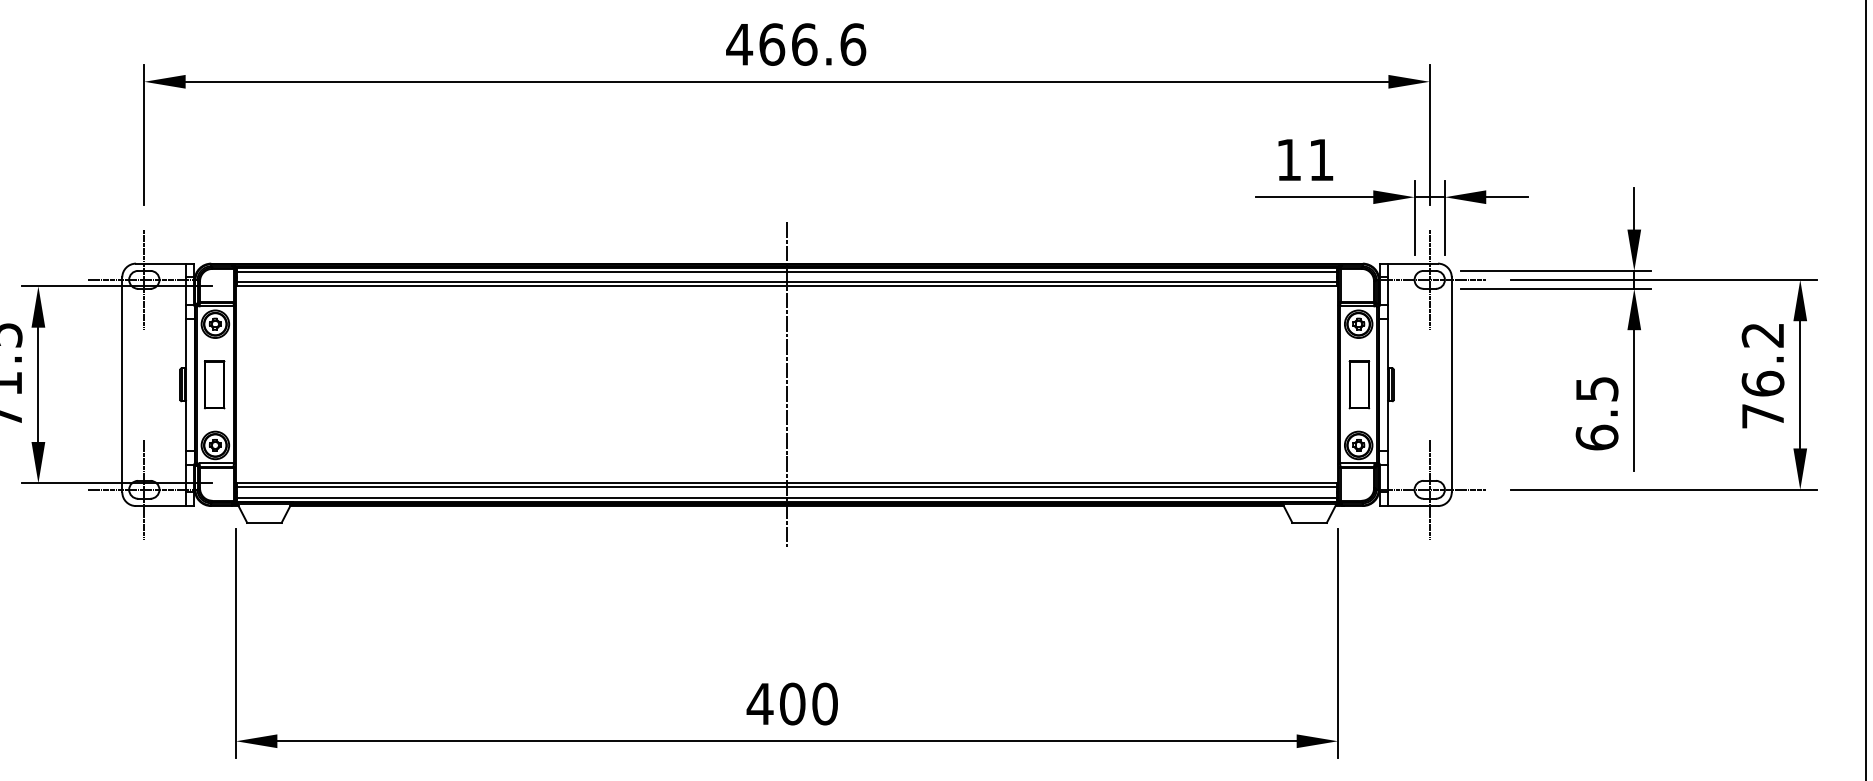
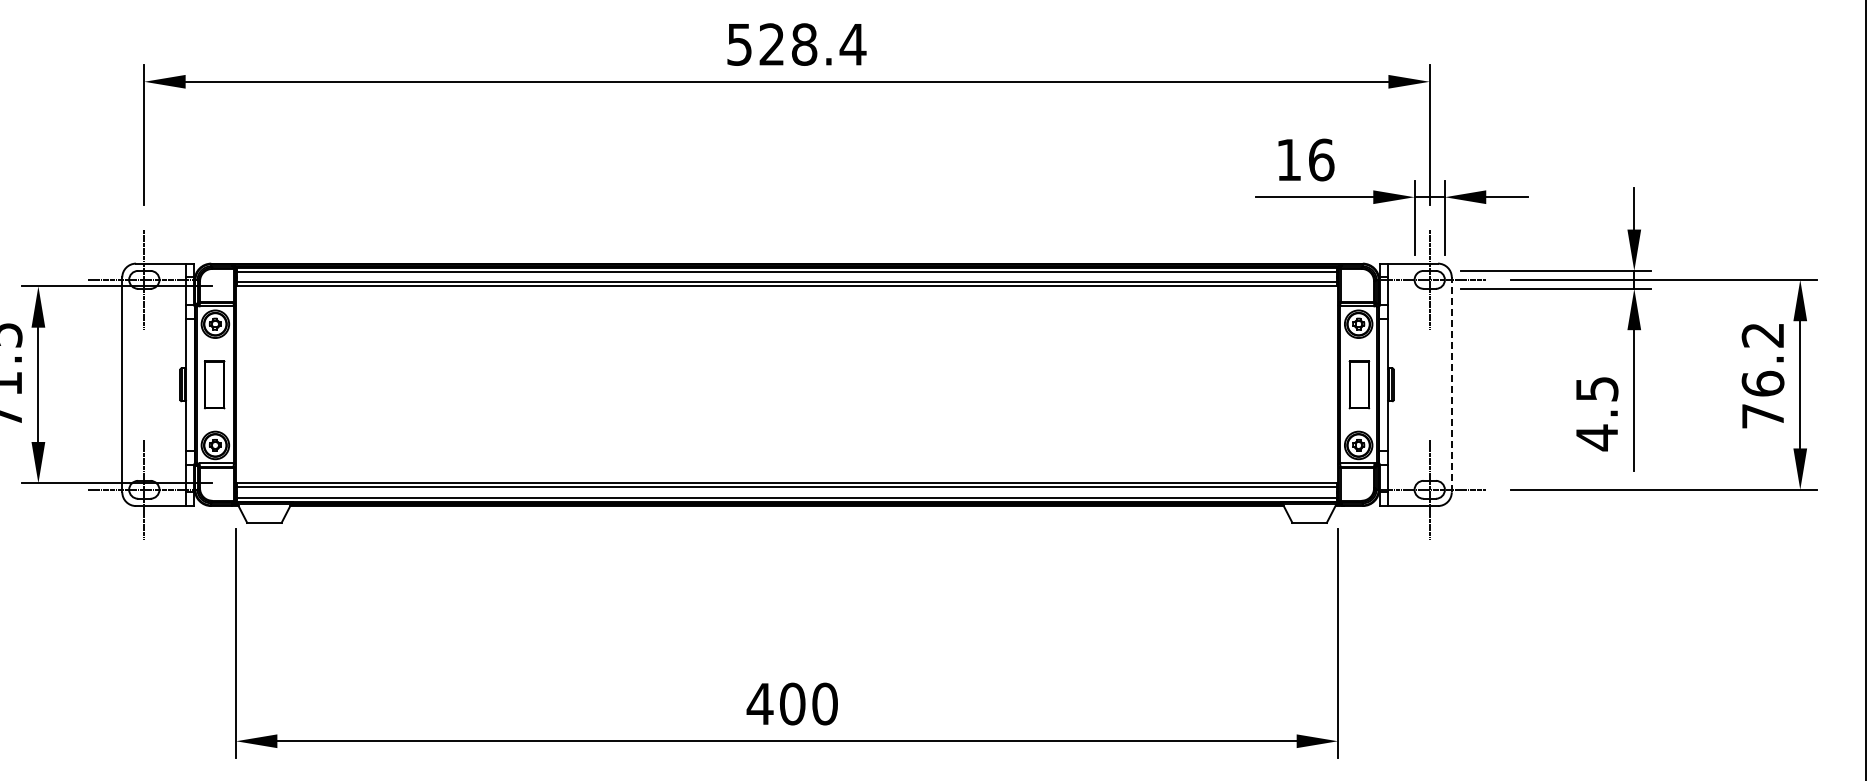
text: 466.6 -> 528.4 (796, 44)
text: 11 -> 16 (1321, 159)
line: present -> none (787, 384)
line: solid -> dashed (1451, 384)
text: 6.5 -> 4.5 (1596, 437)
